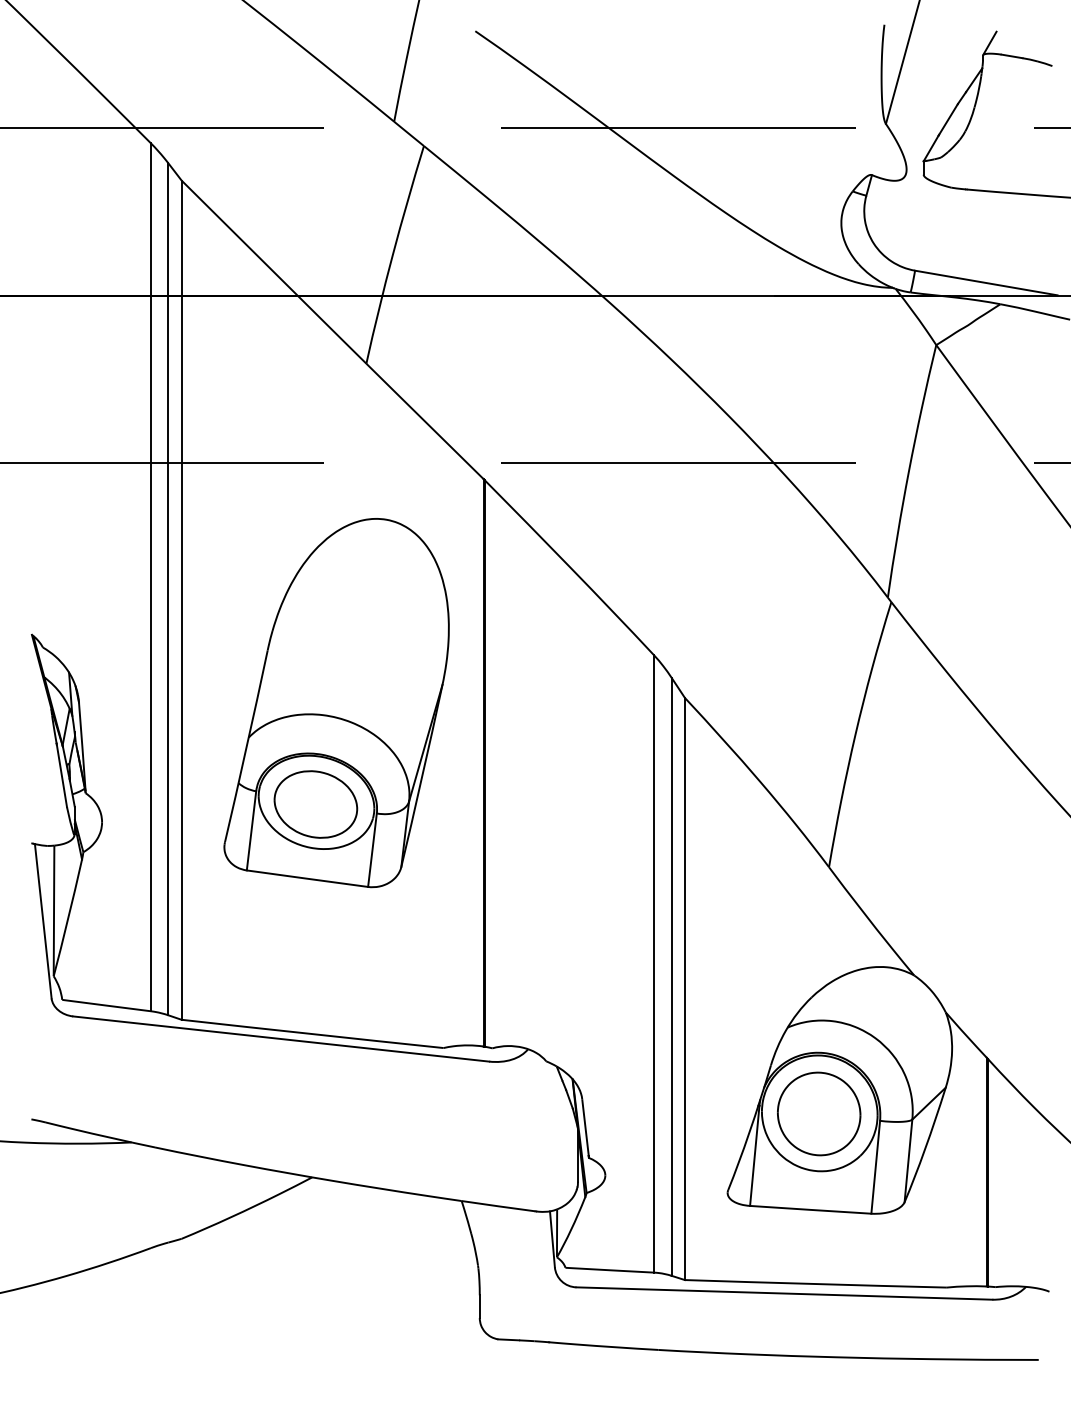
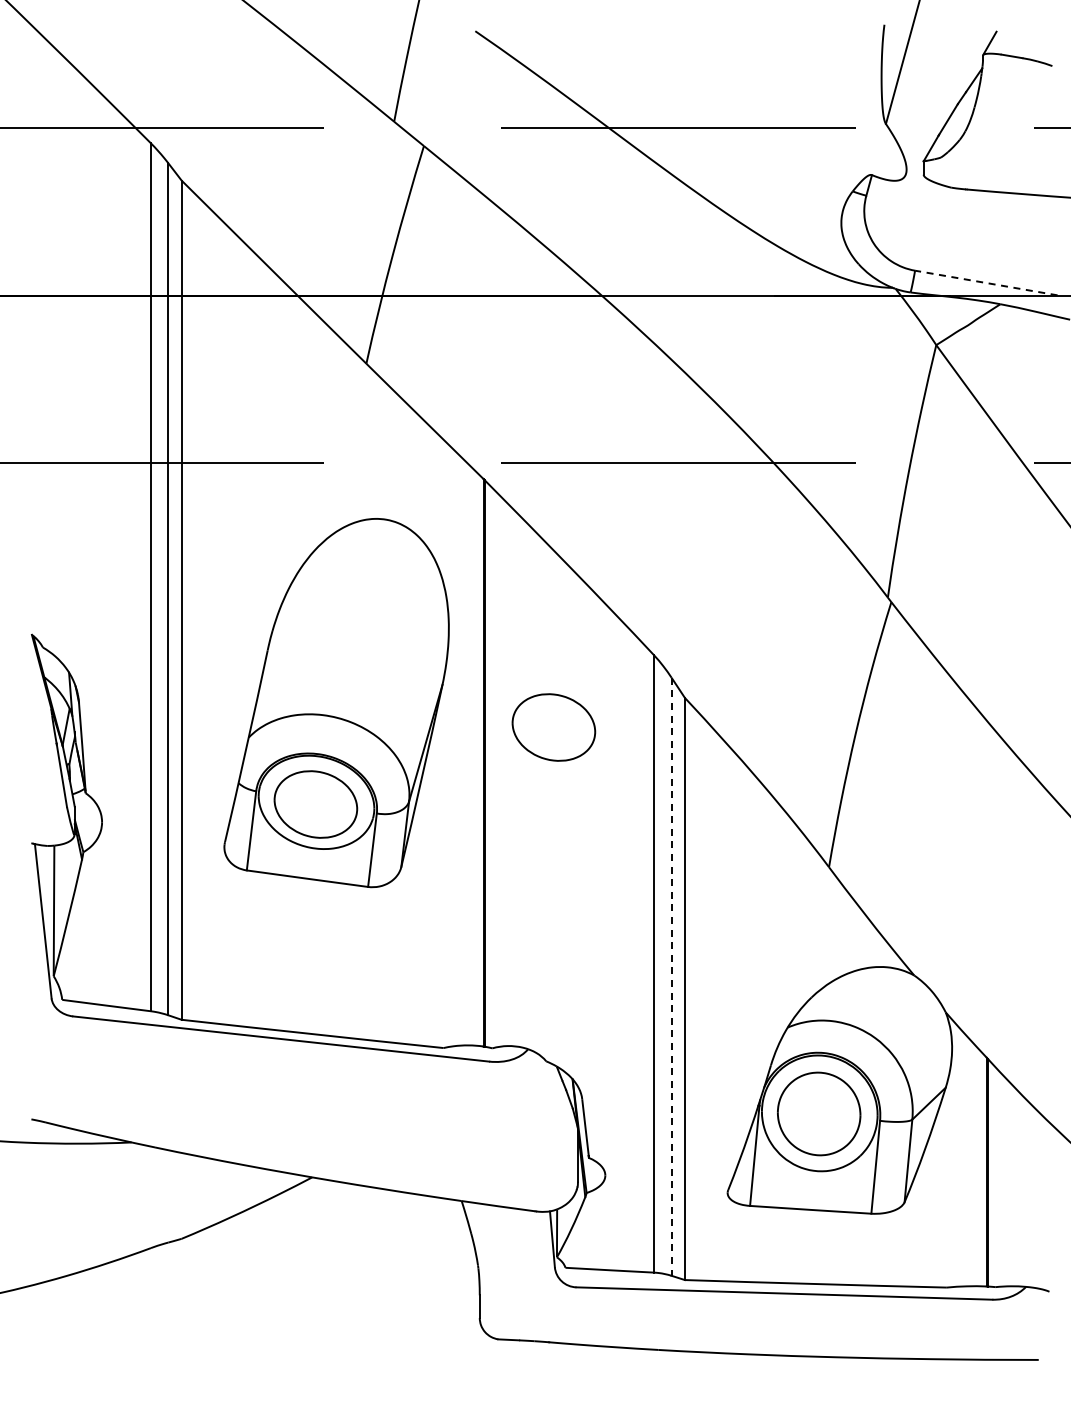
line: solid -> dashed (985, 282)
part: none -> present (553, 727)
line: solid -> dashed (671, 977)
